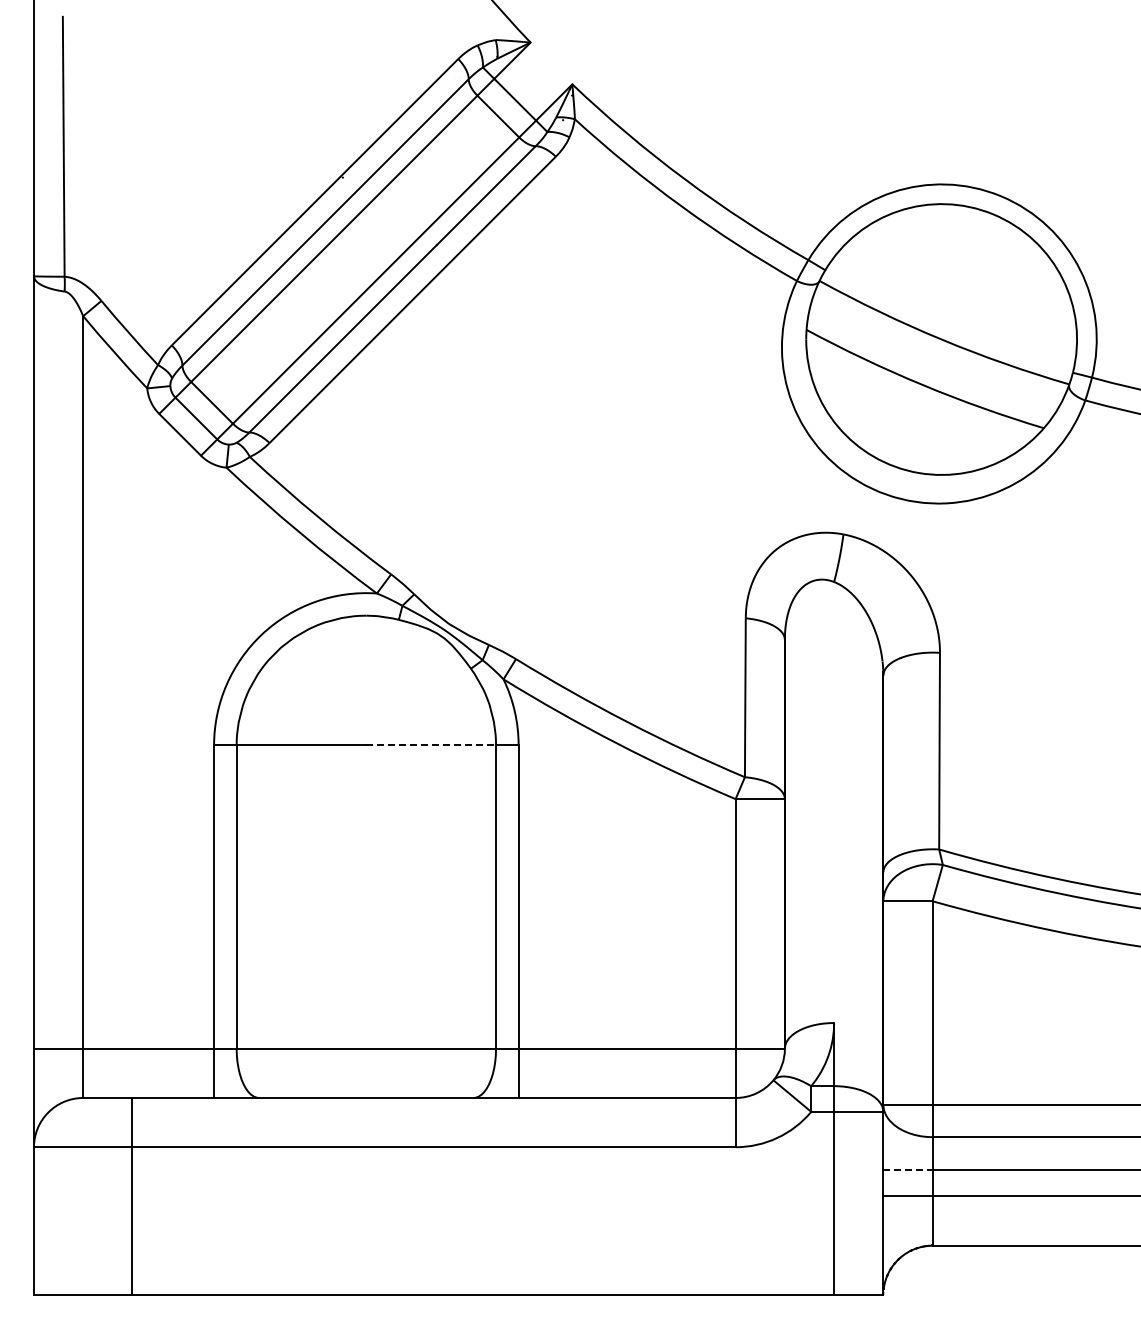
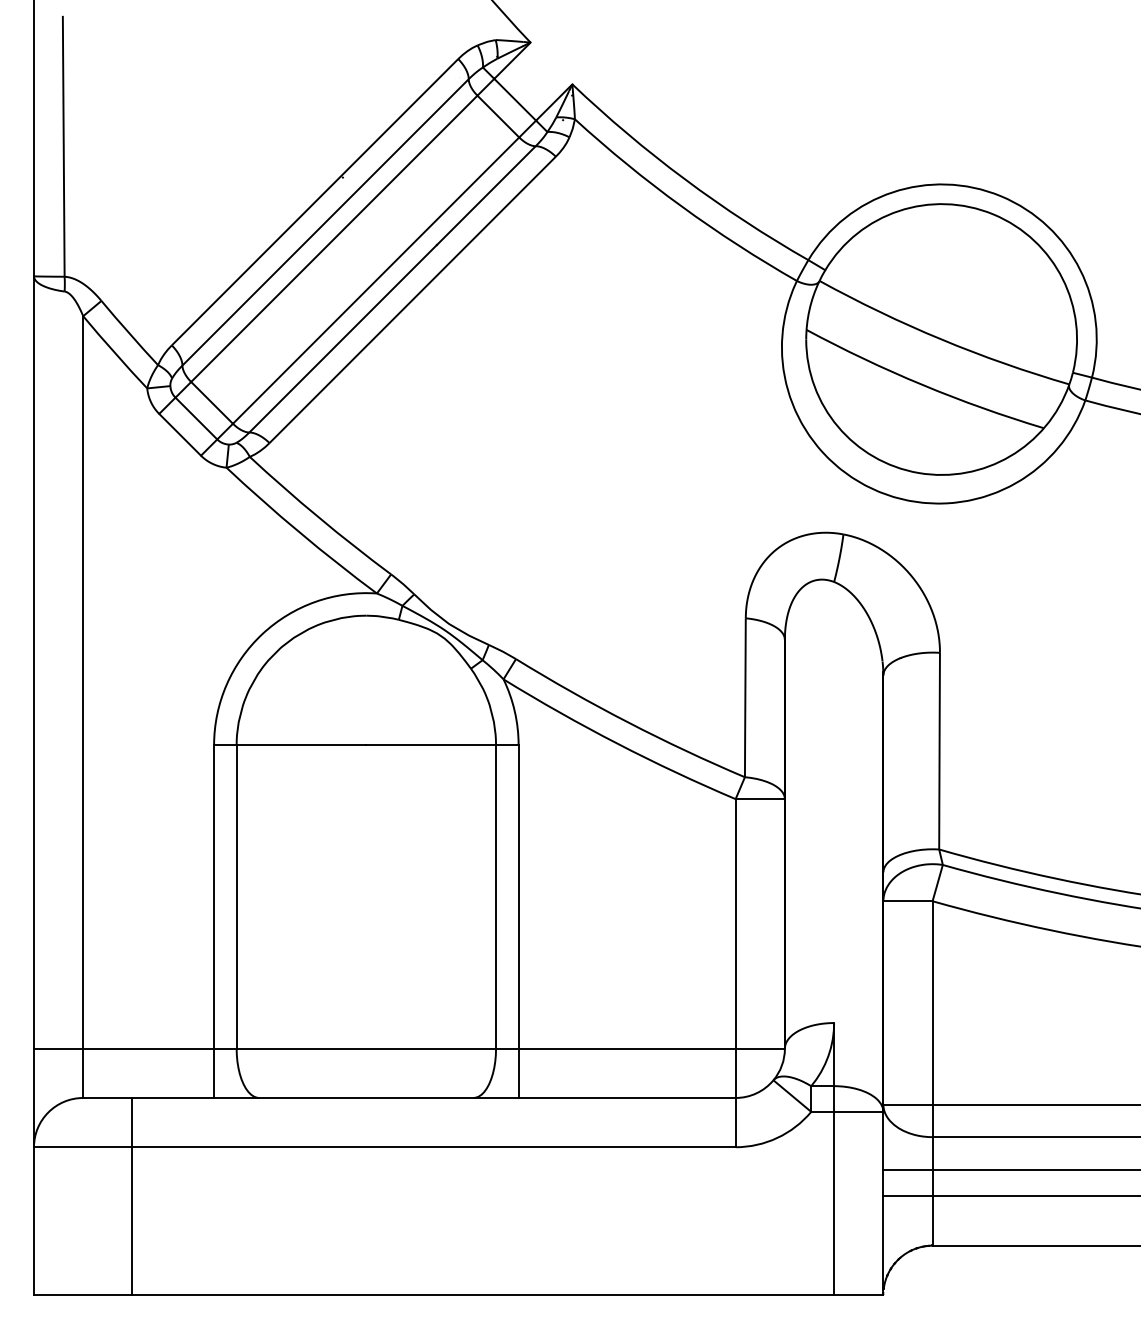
line: dashed -> solid (431, 745)
line: dashed -> solid (908, 1169)
